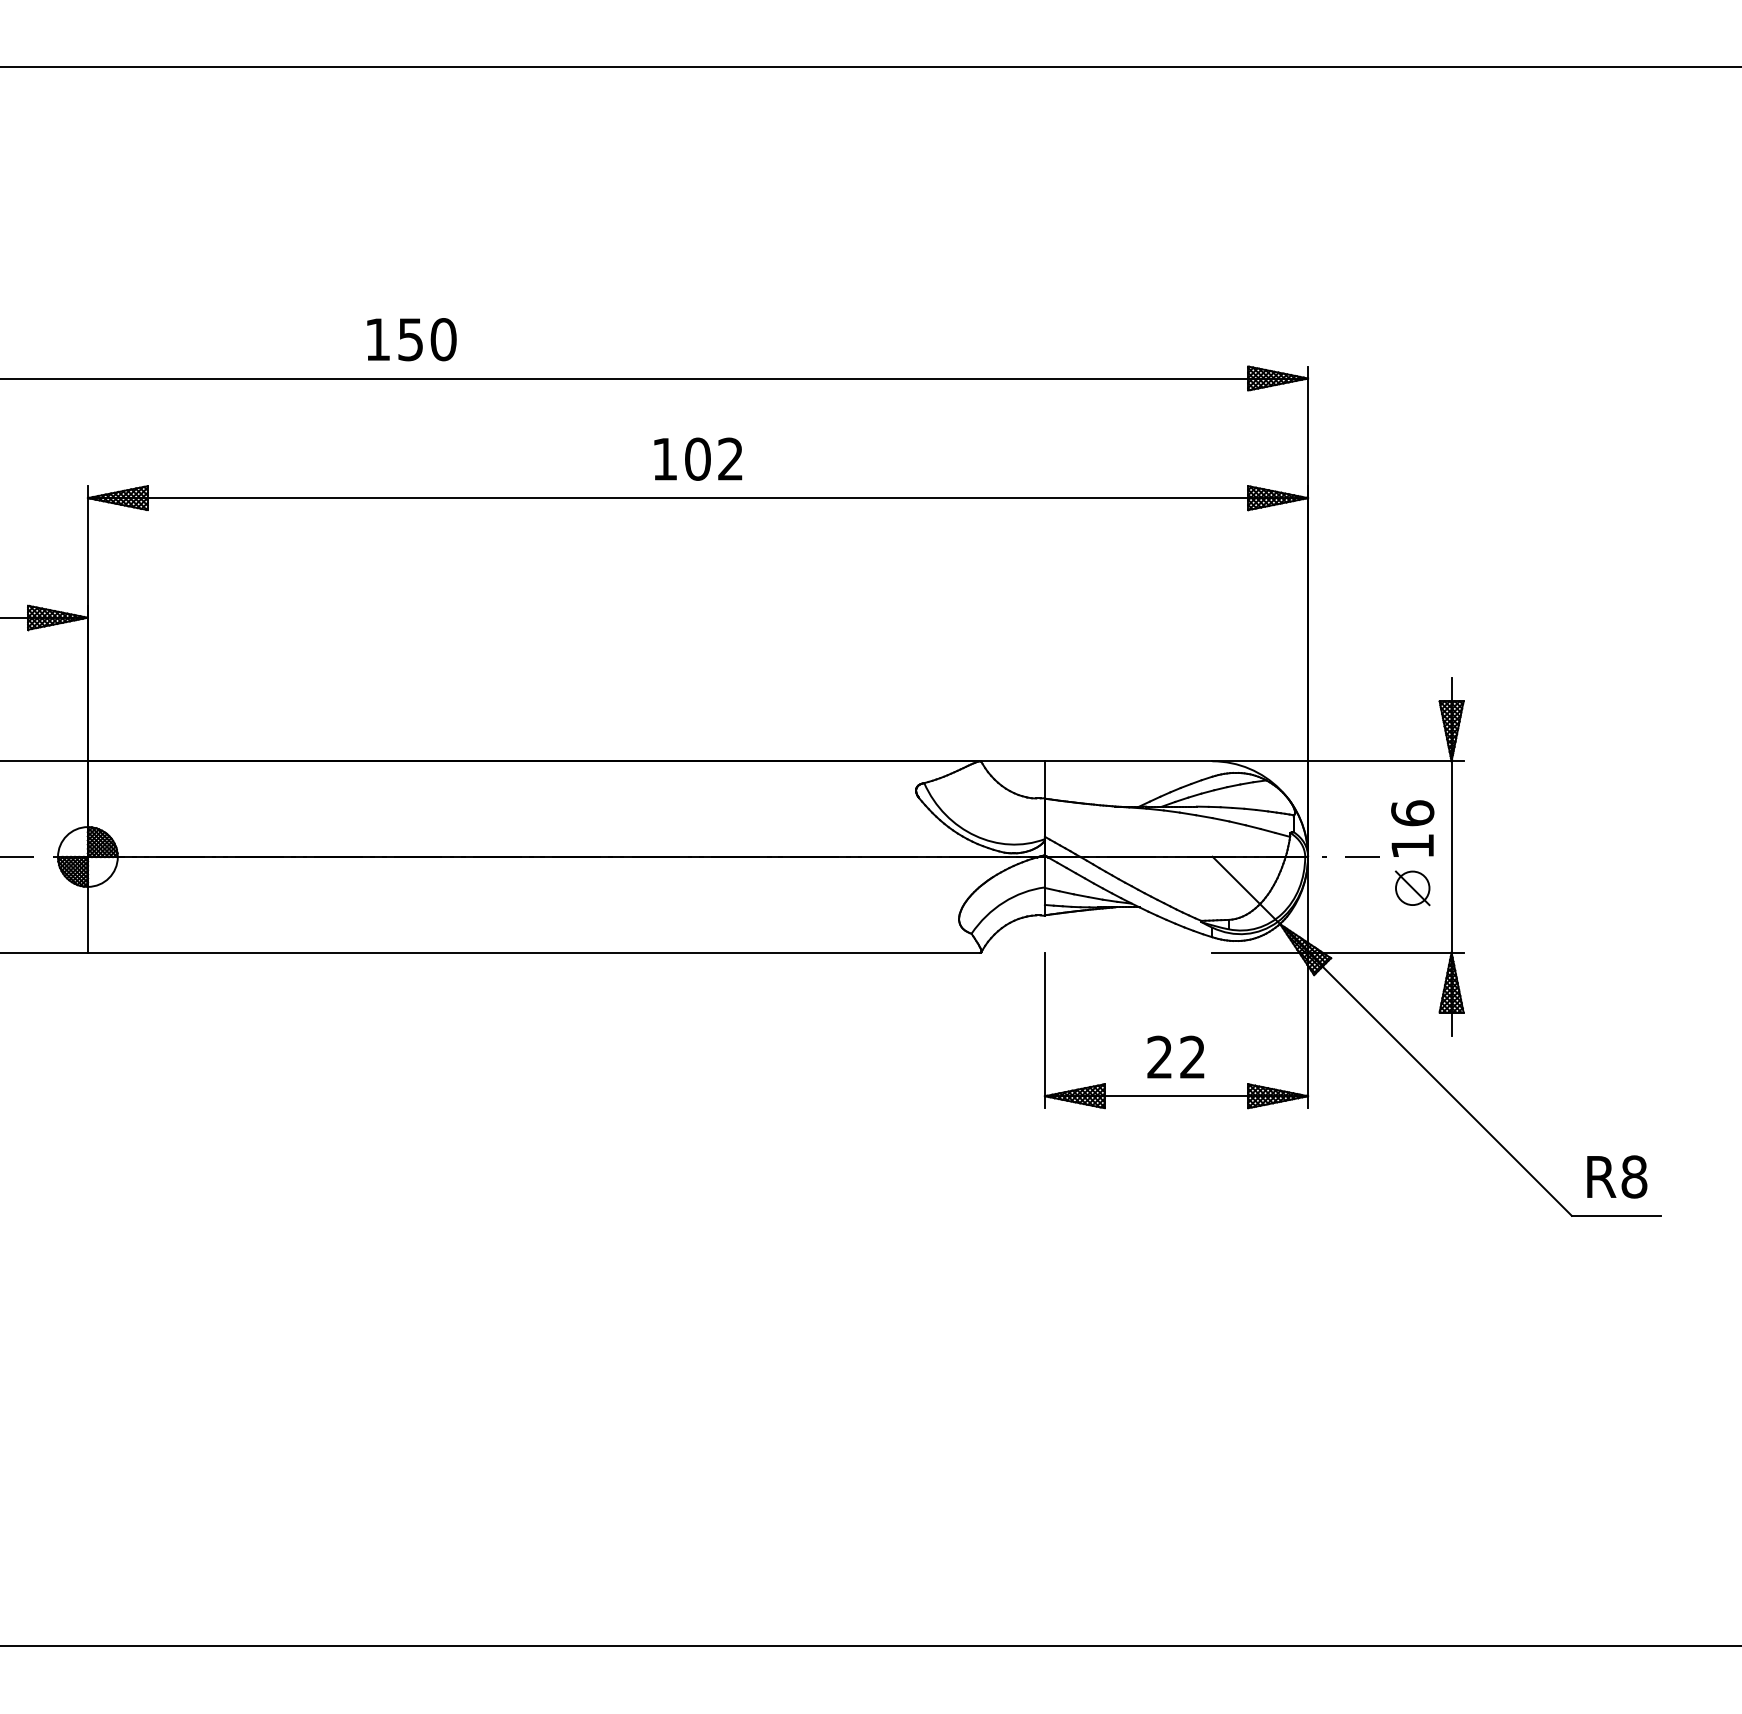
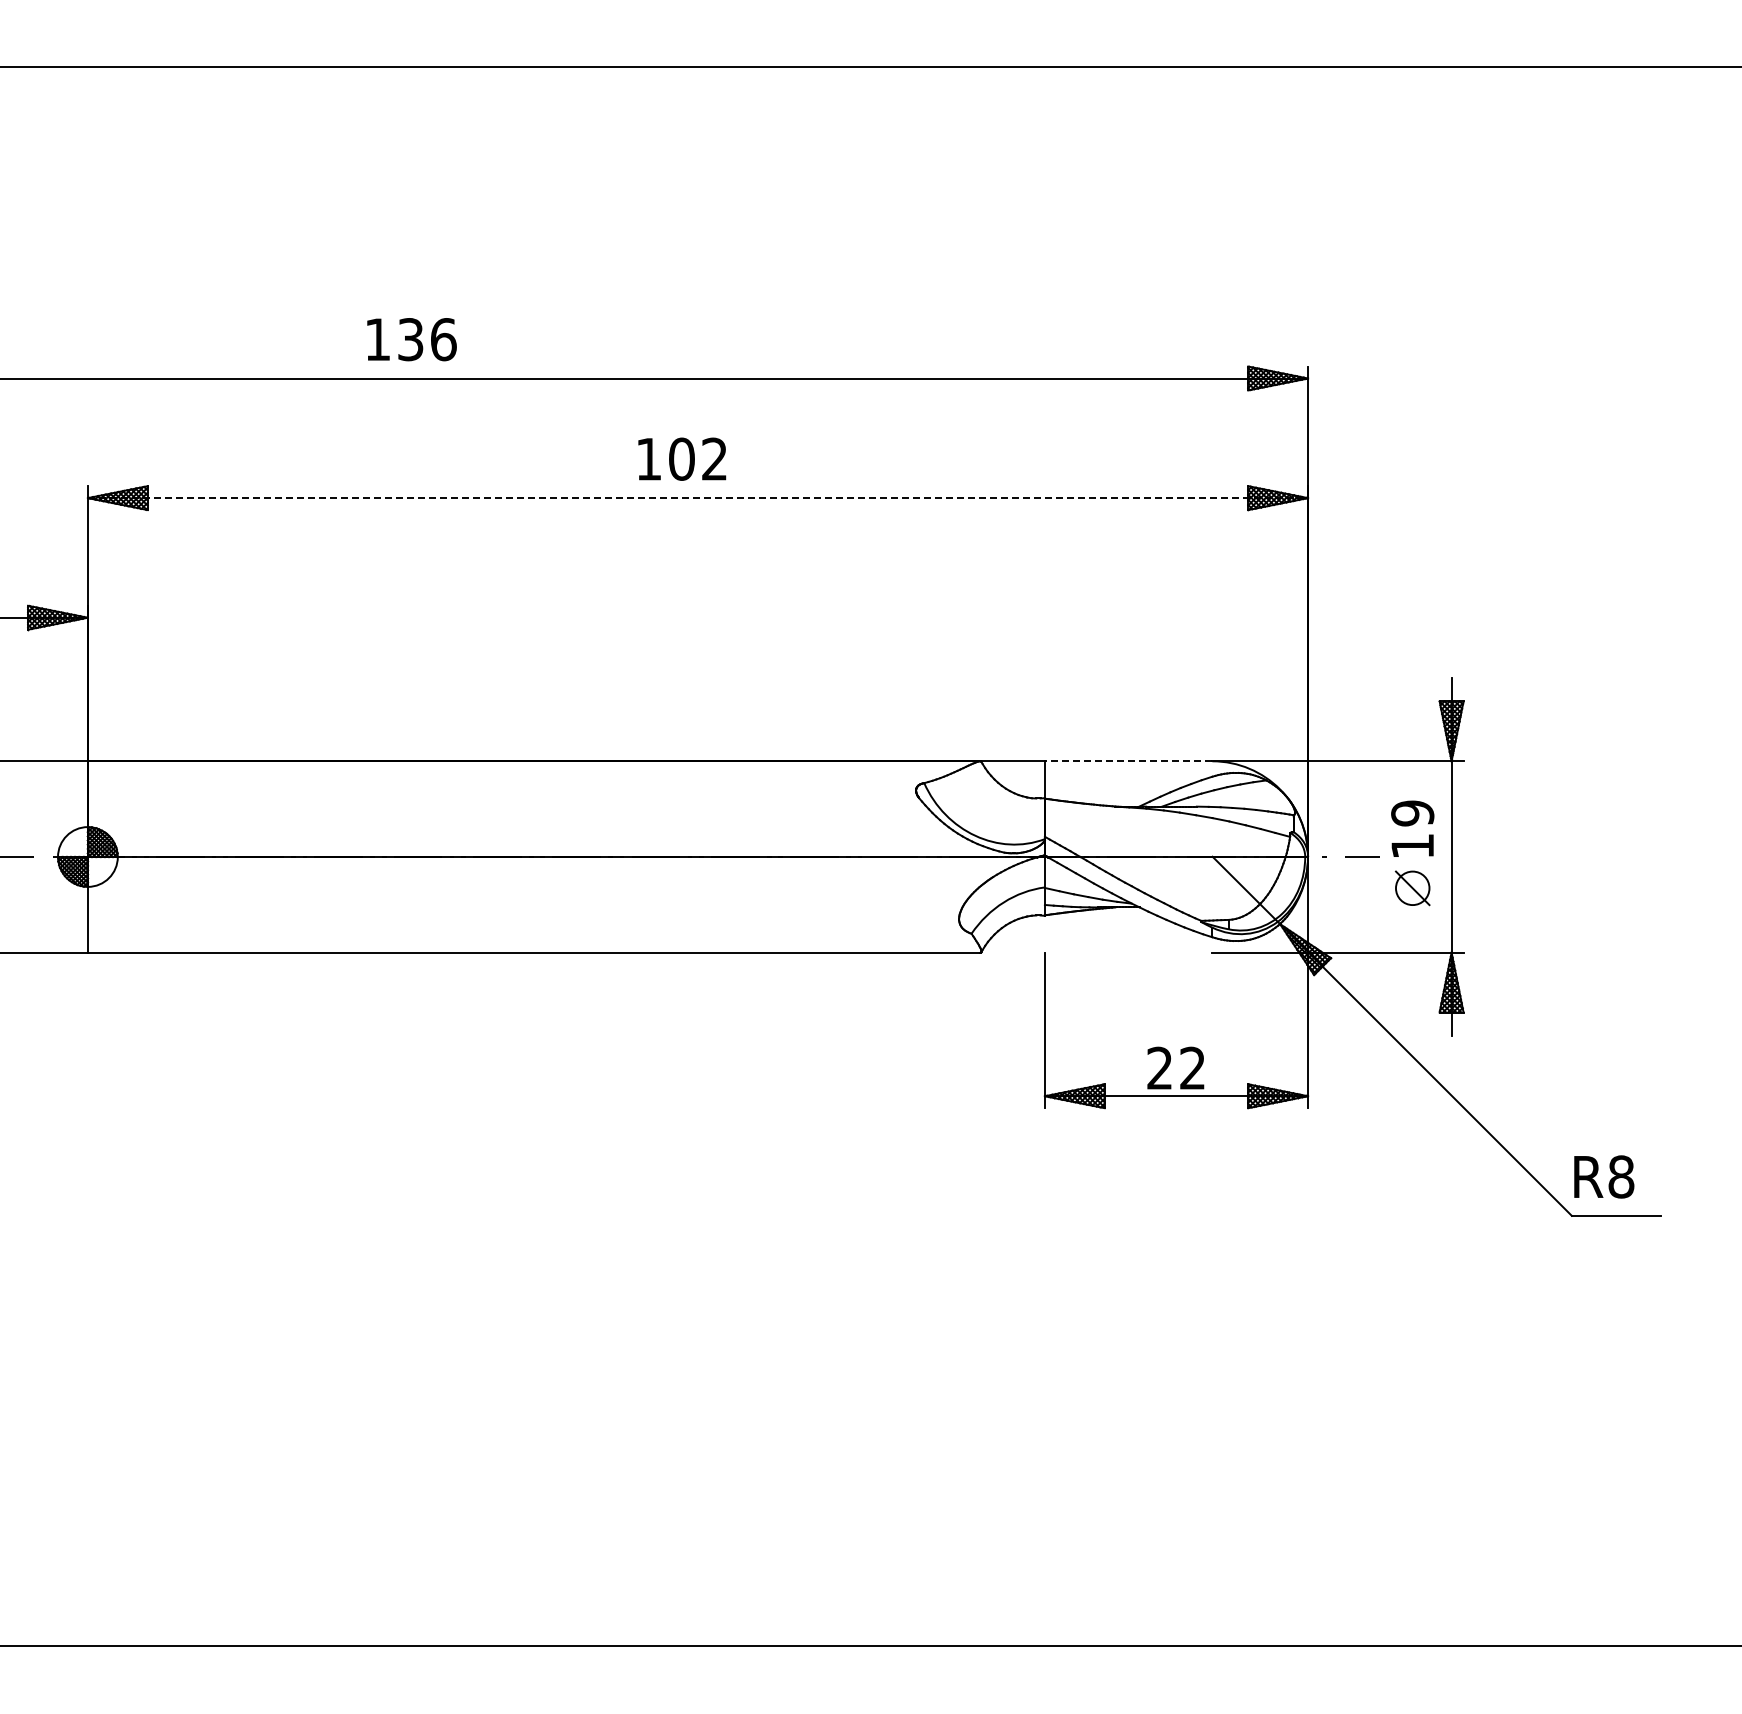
text: 150 -> 136 (427, 339)
text position: (698, 458) -> (682, 458) (682, 458)
line: solid -> dashed (698, 498)
line: solid -> dashed (1128, 761)
text: 16 -> 19 (1412, 813)
text position: (1175, 1056) -> (1175, 1067) (1175, 1067)
text position: (1617, 1176) -> (1604, 1176) (1604, 1176)
